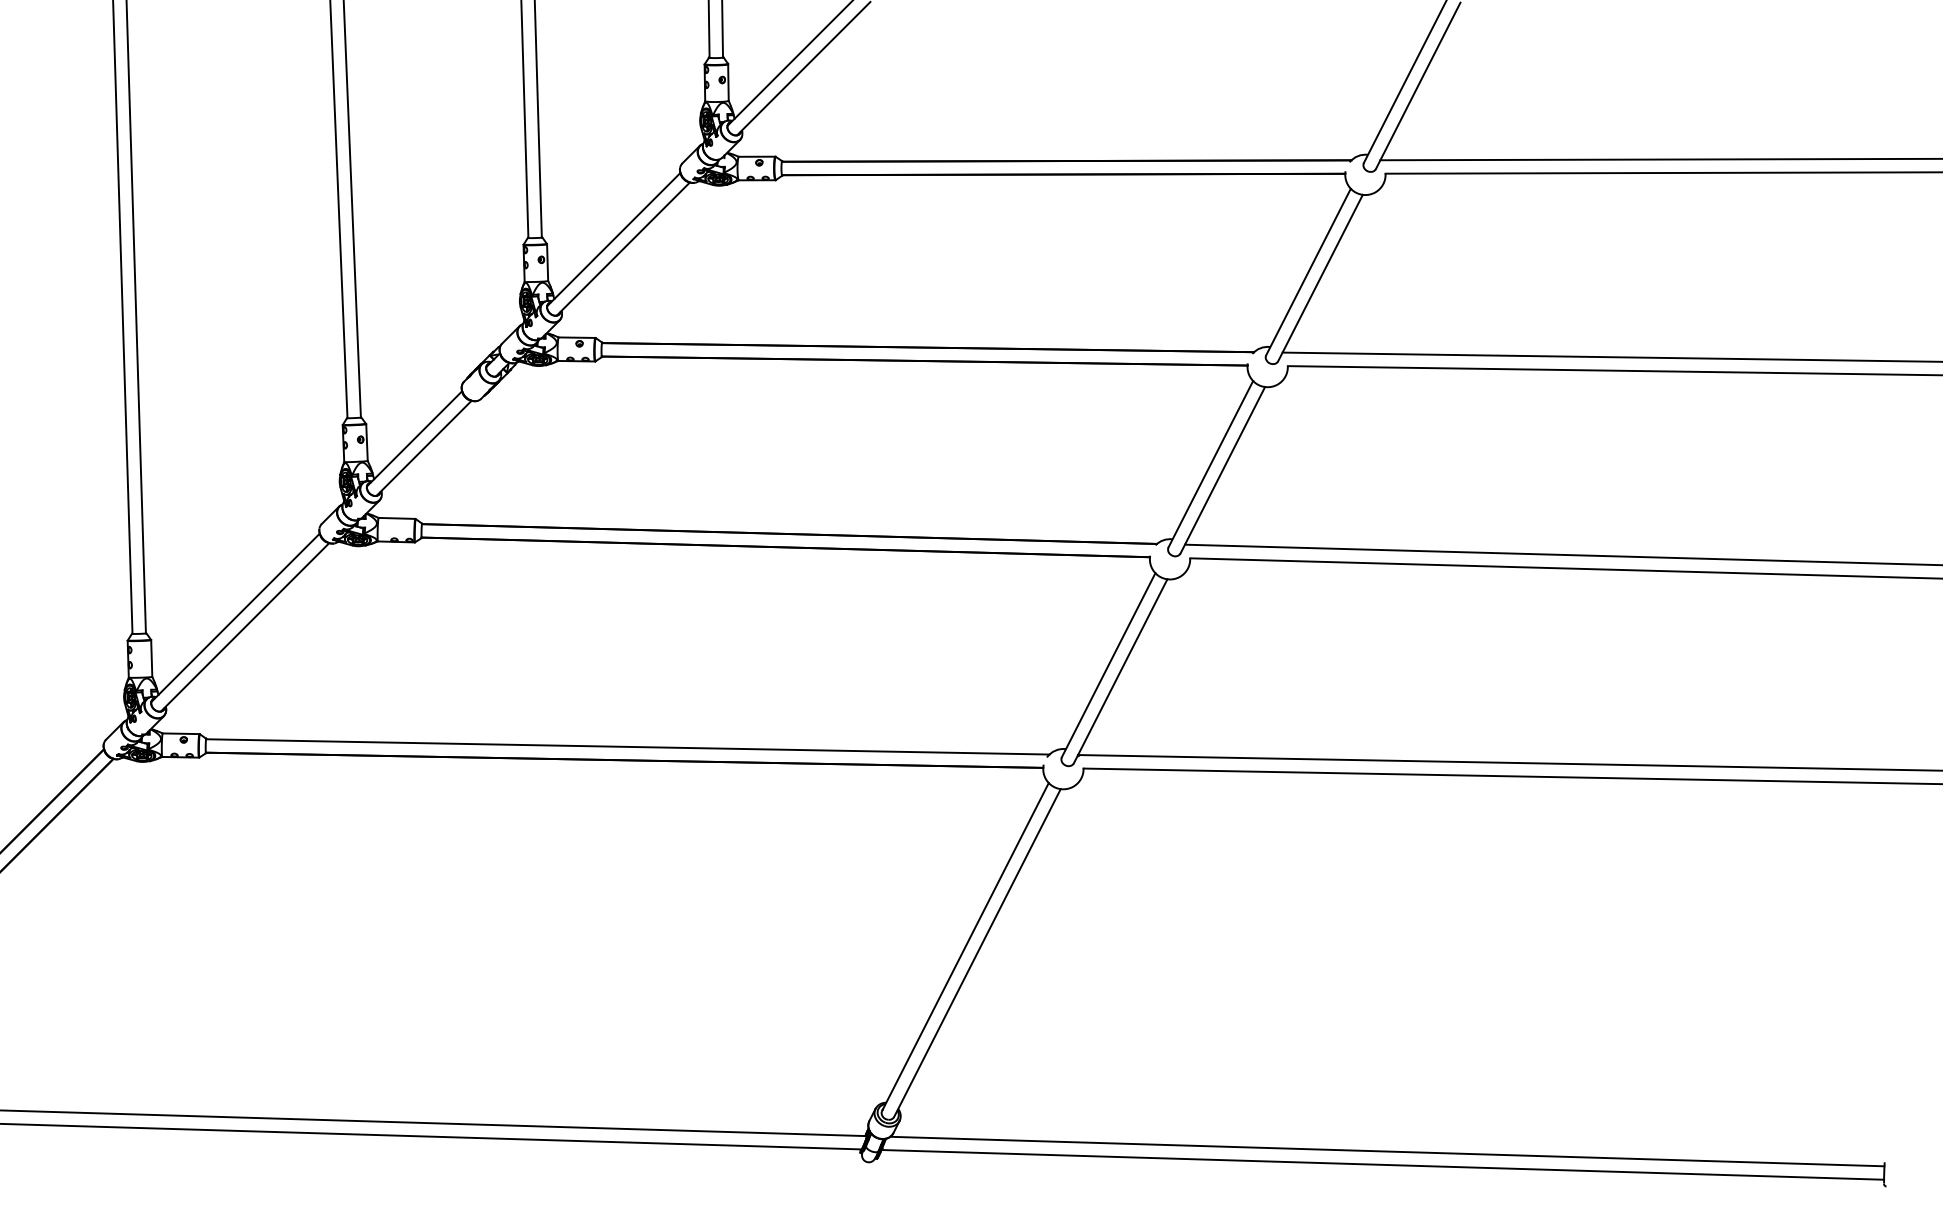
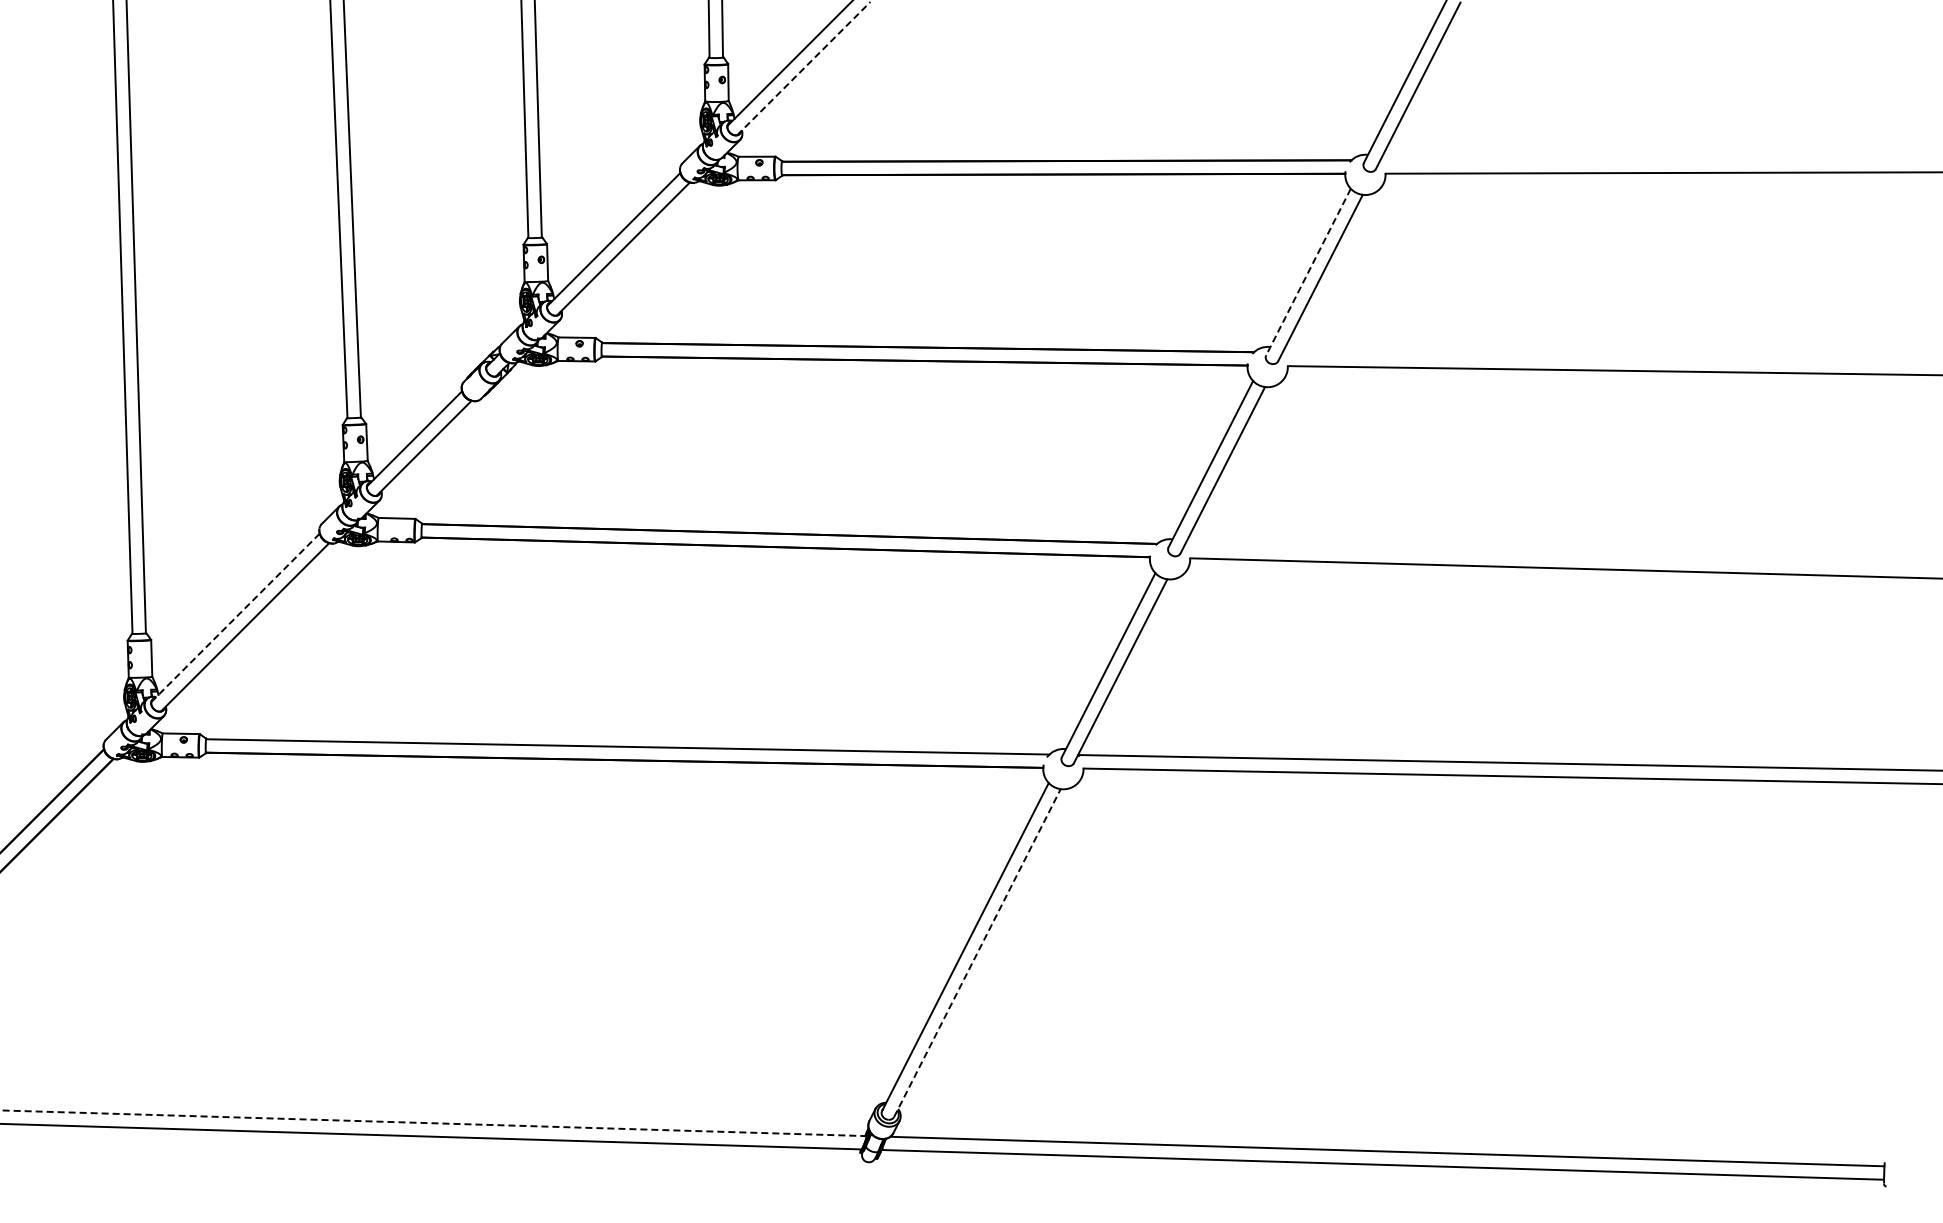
line: solid -> dashed (804, 68)
line: present -> none (1659, 159)
line: solid -> dashed (1308, 272)
line: present -> none (1610, 356)
line: present -> none (1562, 554)
line: solid -> dashed (235, 618)
line: solid -> dashed (977, 953)
line: solid -> dashed (433, 1123)
